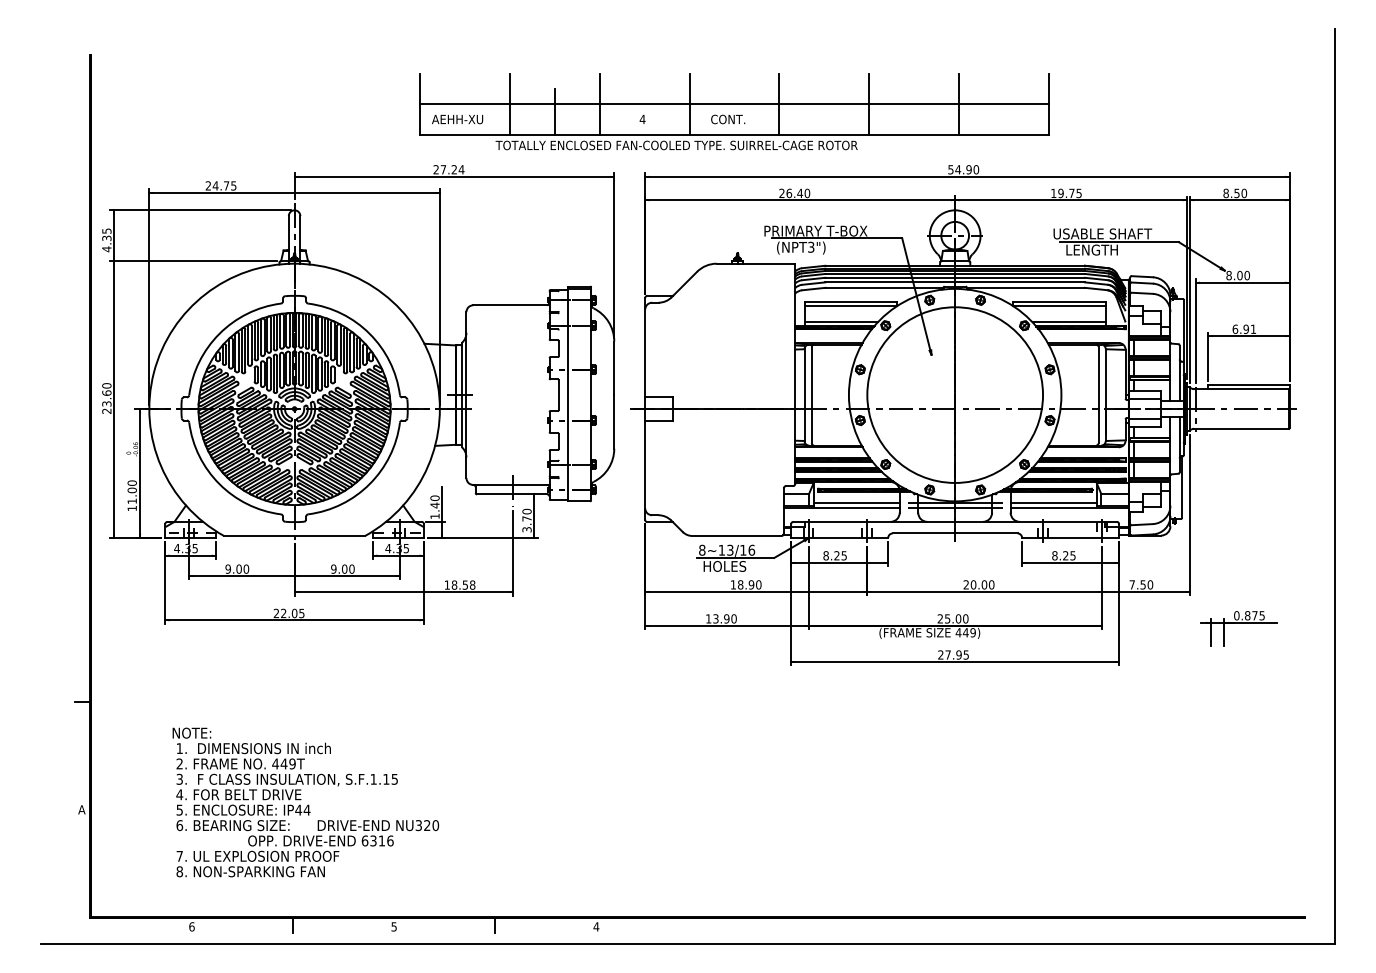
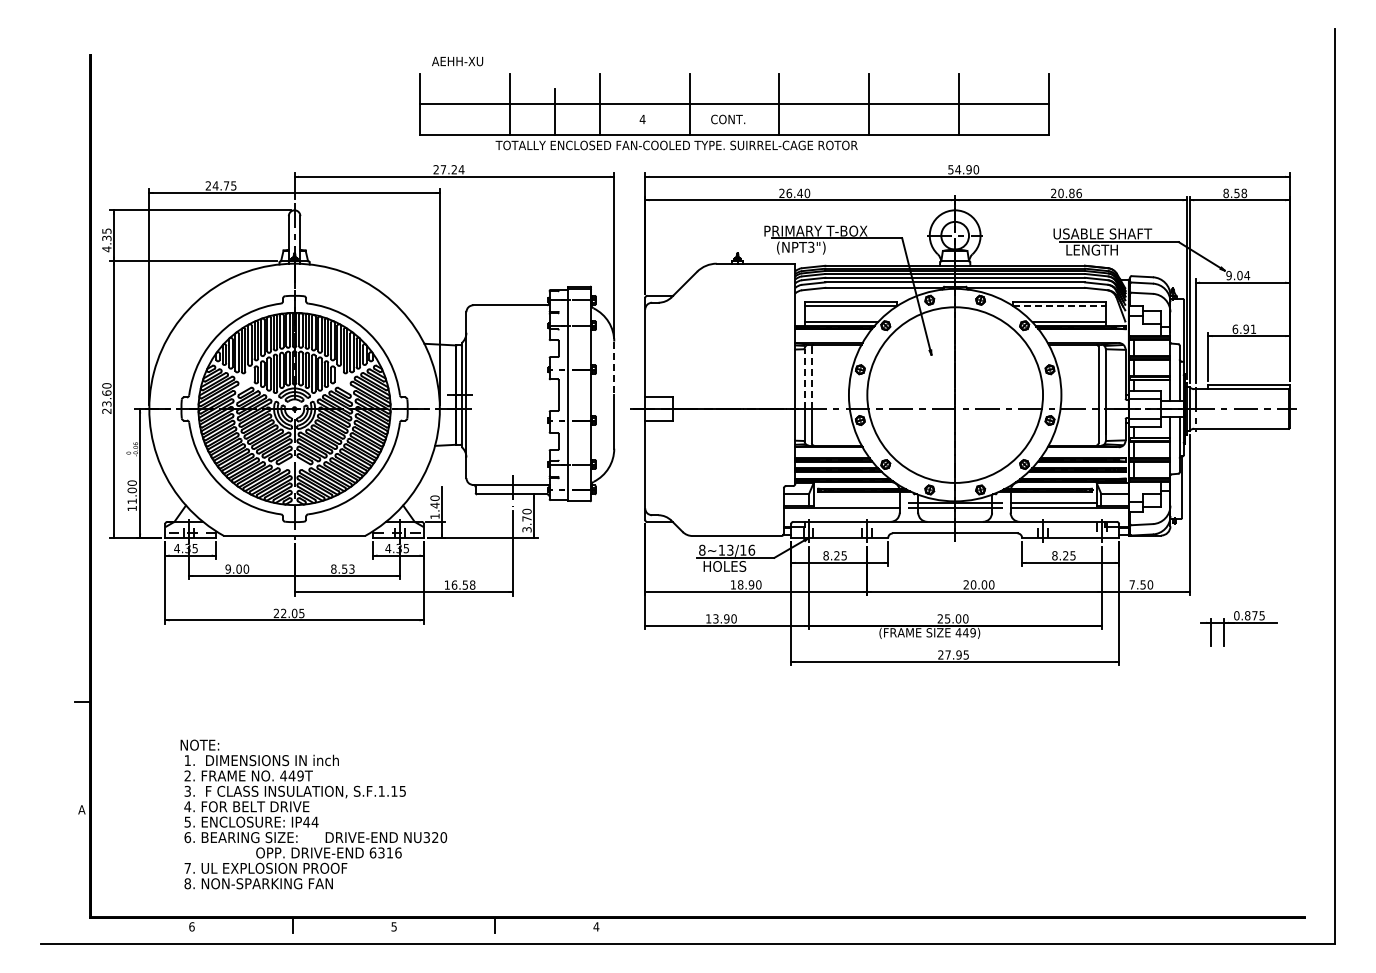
text position: (457, 119) -> (457, 61) (457, 61)
text: 19.75 -> 20.86 (1066, 193)
text: 8.50 -> 8.58 (1244, 193)
text: 8.00 -> 9.04 (1238, 275)
line: solid -> dashed (1060, 306)
line: solid -> dashed (614, 368)
line: solid -> dashed (811, 377)
line: solid -> dashed (804, 379)
line: present -> none (856, 503)
text: 9.00 -> 8.53 (342, 568)
text: 18.58 -> 16.58 (454, 584)
text position: (305, 802) -> (313, 814) (313, 814)
